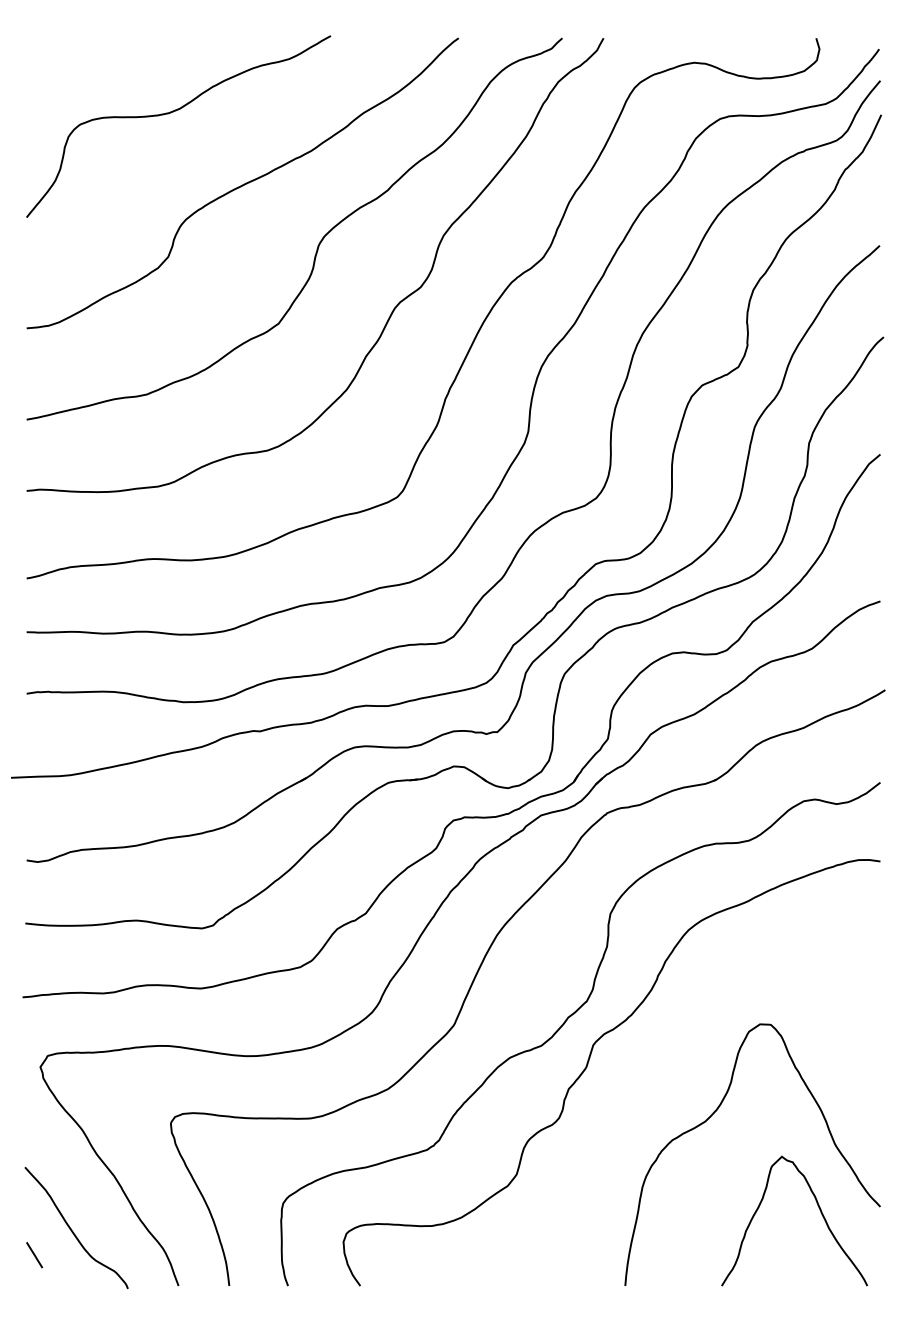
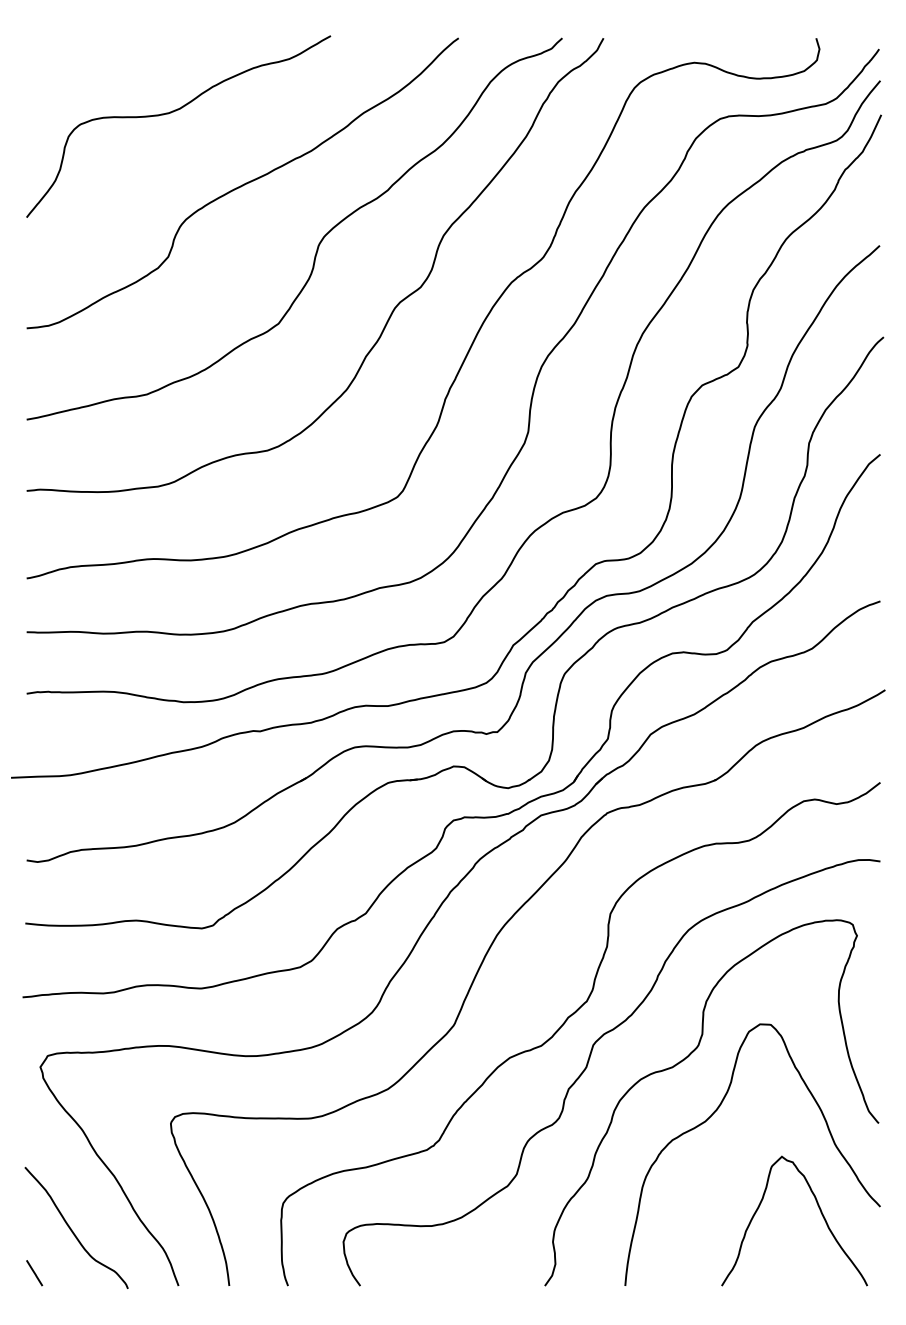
curve: none -> present (683, 1061)
line position: (34, 1255) -> (34, 1273) (34, 1273)
